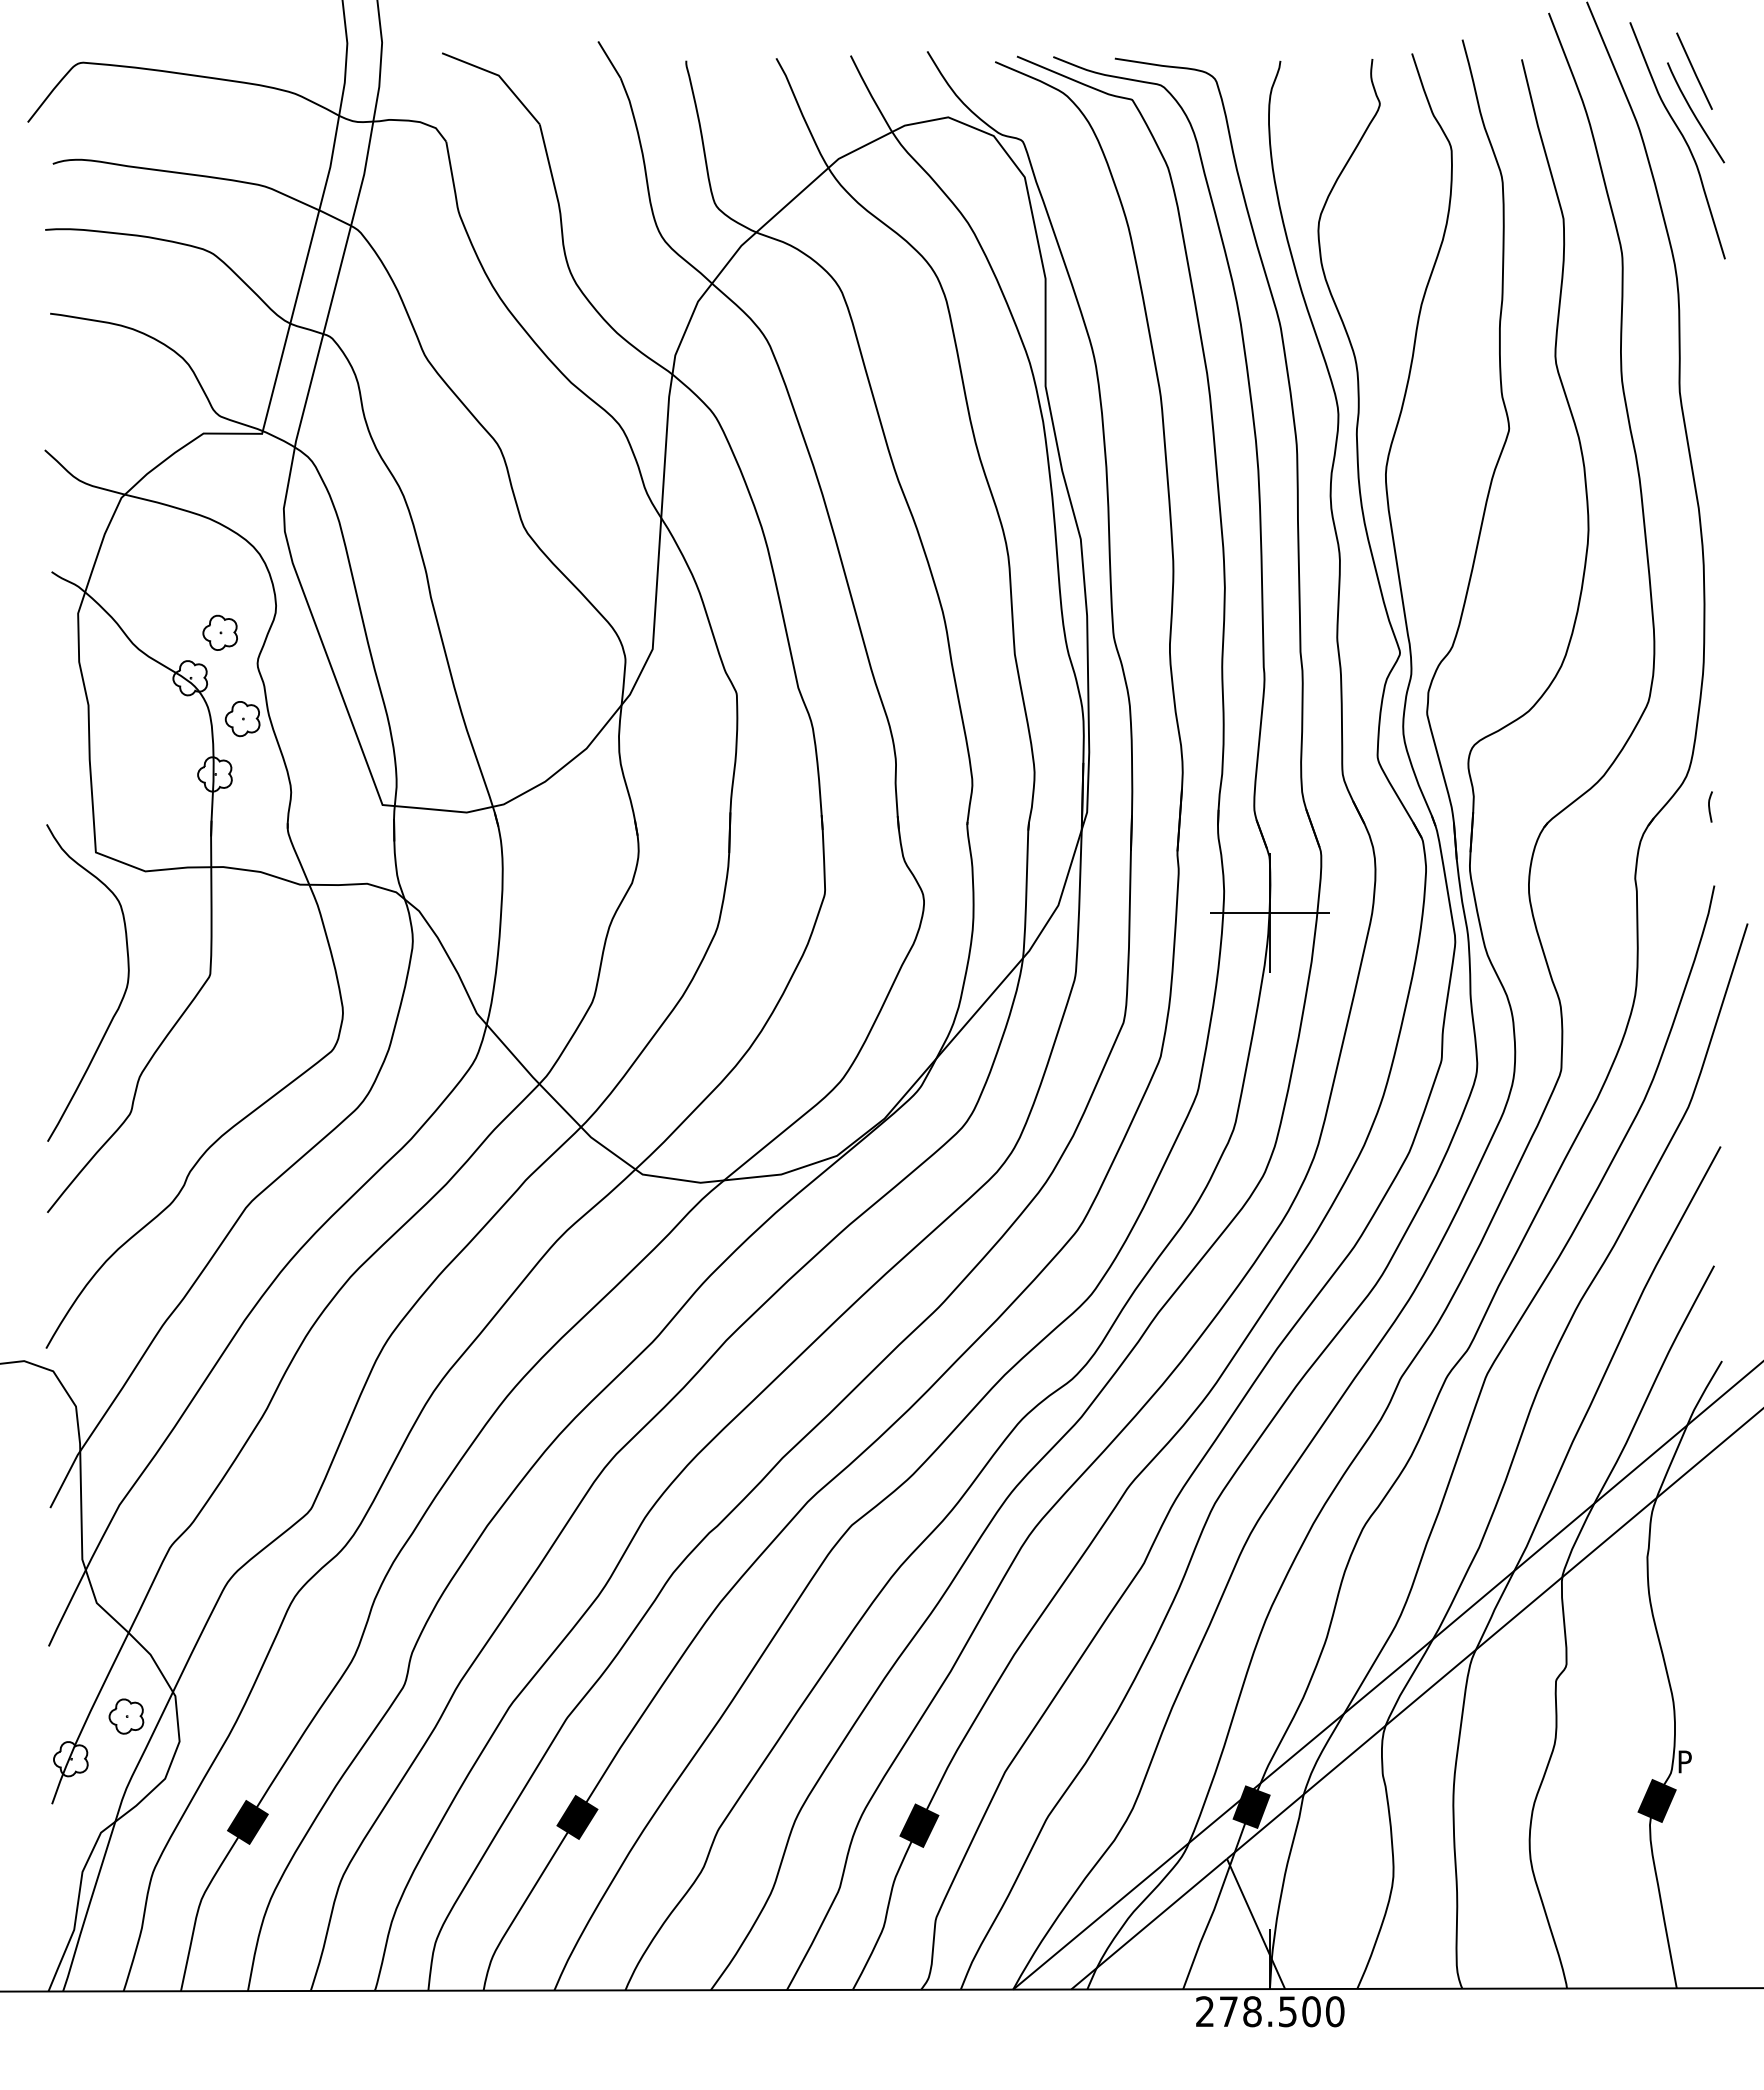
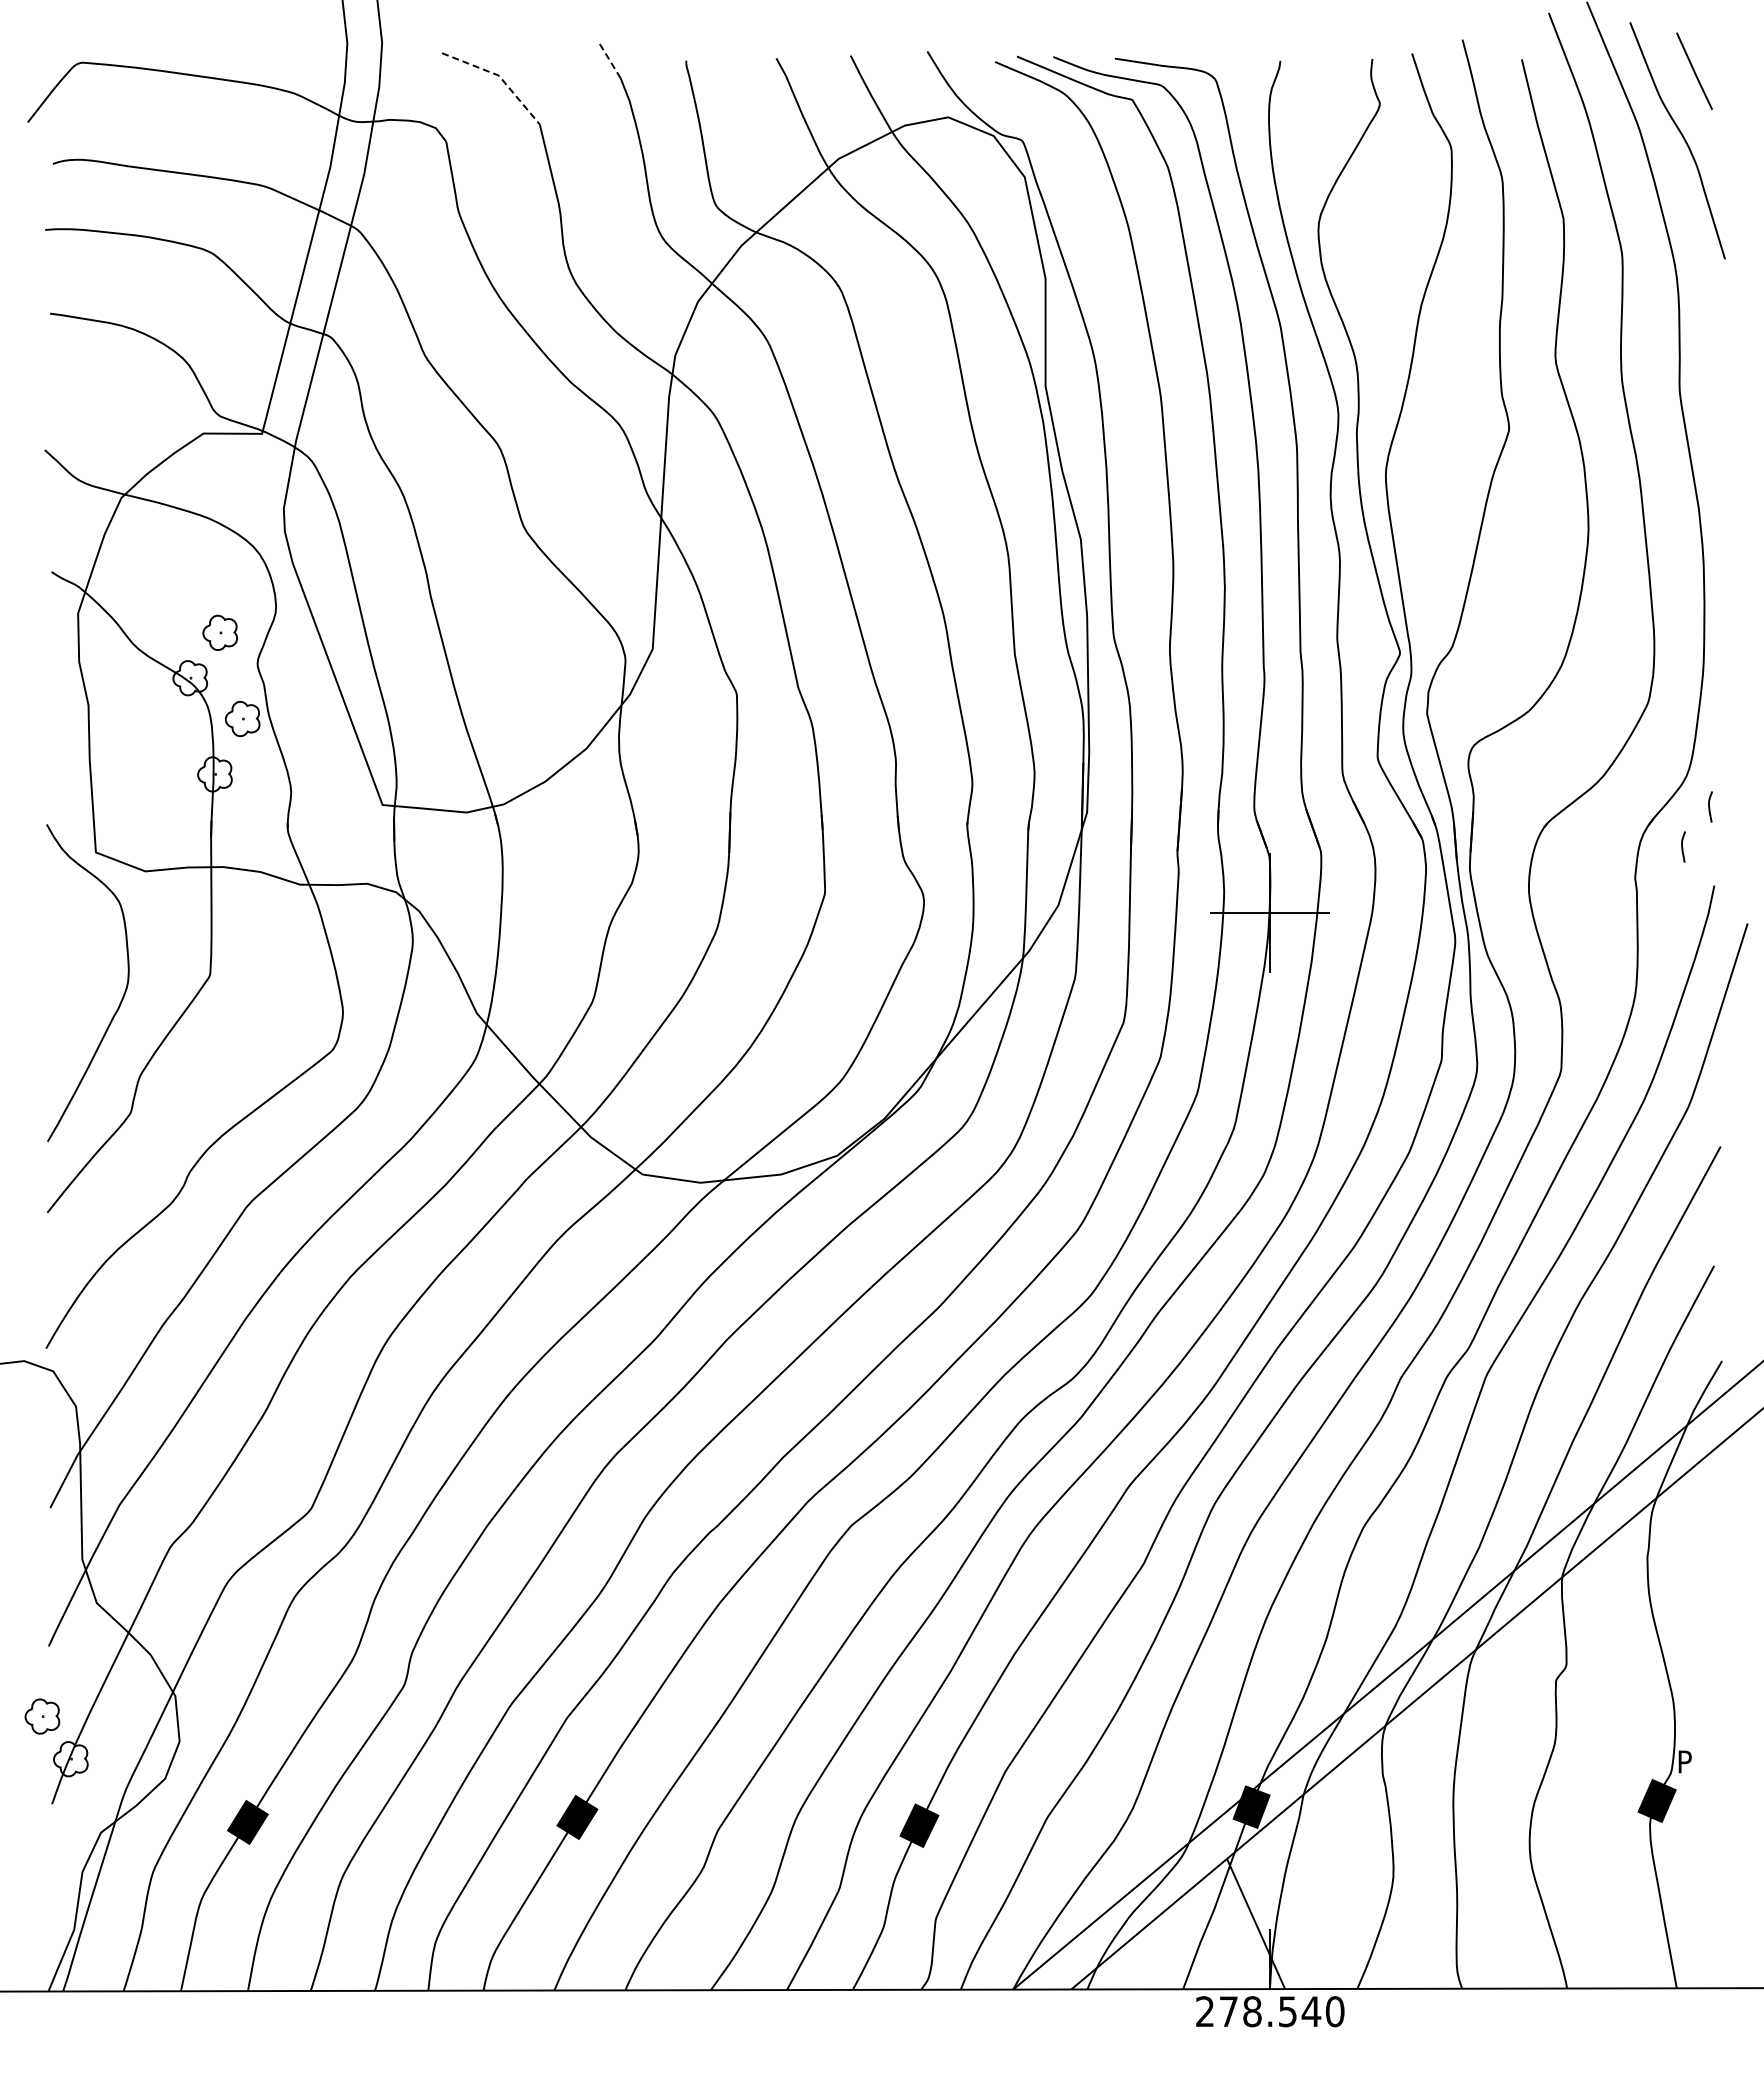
line: solid -> dashed (609, 59)
line: solid -> dashed (499, 76)
curve: present -> none (1694, 113)
curve: none -> present (1682, 846)
part position: (126, 1716) -> (42, 1716) (42, 1716)
text: 278.500 -> 278.540 (1311, 2011)
